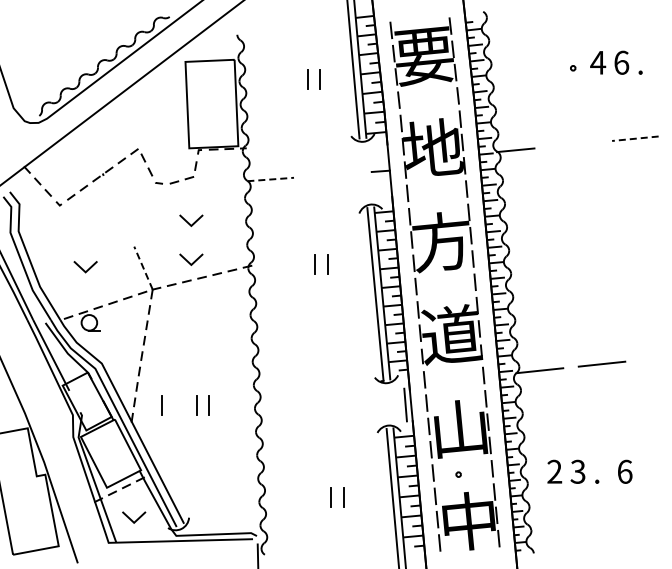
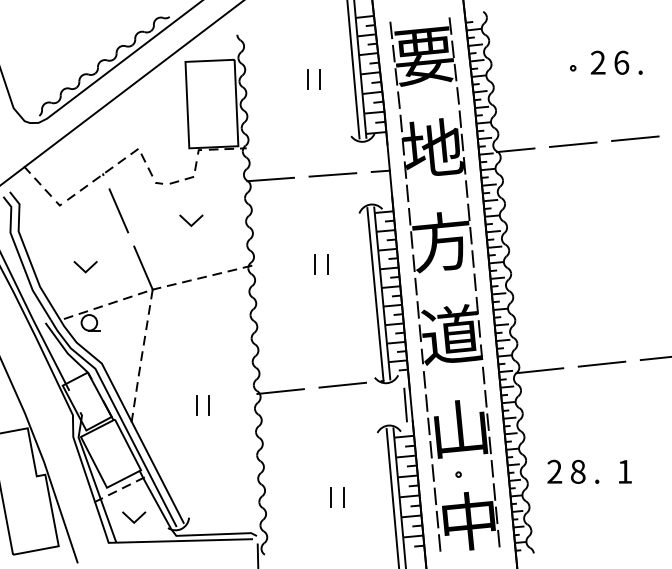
text: 4 -> 2 (598, 62)
line: dashed -> solid (634, 138)
line: none -> present (573, 144)
line: none -> present (332, 174)
line: dashed -> solid (271, 179)
line: none -> present (118, 210)
line: present -> none (189, 261)
line: dashed -> solid (143, 267)
line: none -> present (654, 358)
line: none -> present (342, 384)
line: none -> present (280, 391)
line: present -> none (161, 405)
text: 3 -> 8 (577, 471)
text: 6 -> 1 (625, 471)
